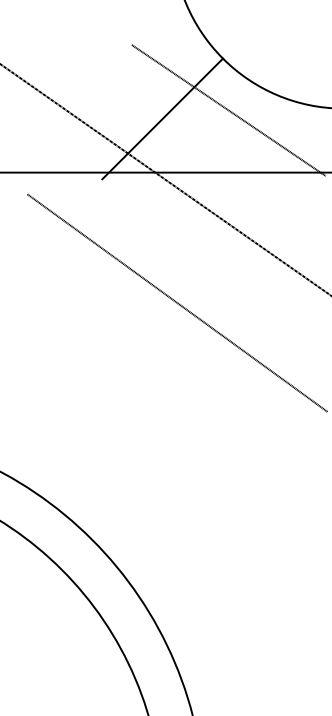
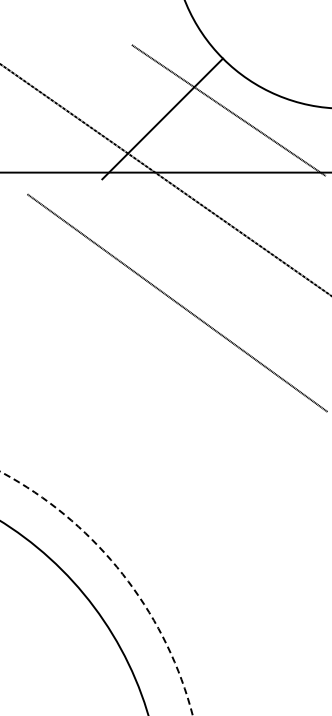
circle: solid -> dashed (96, 593)
